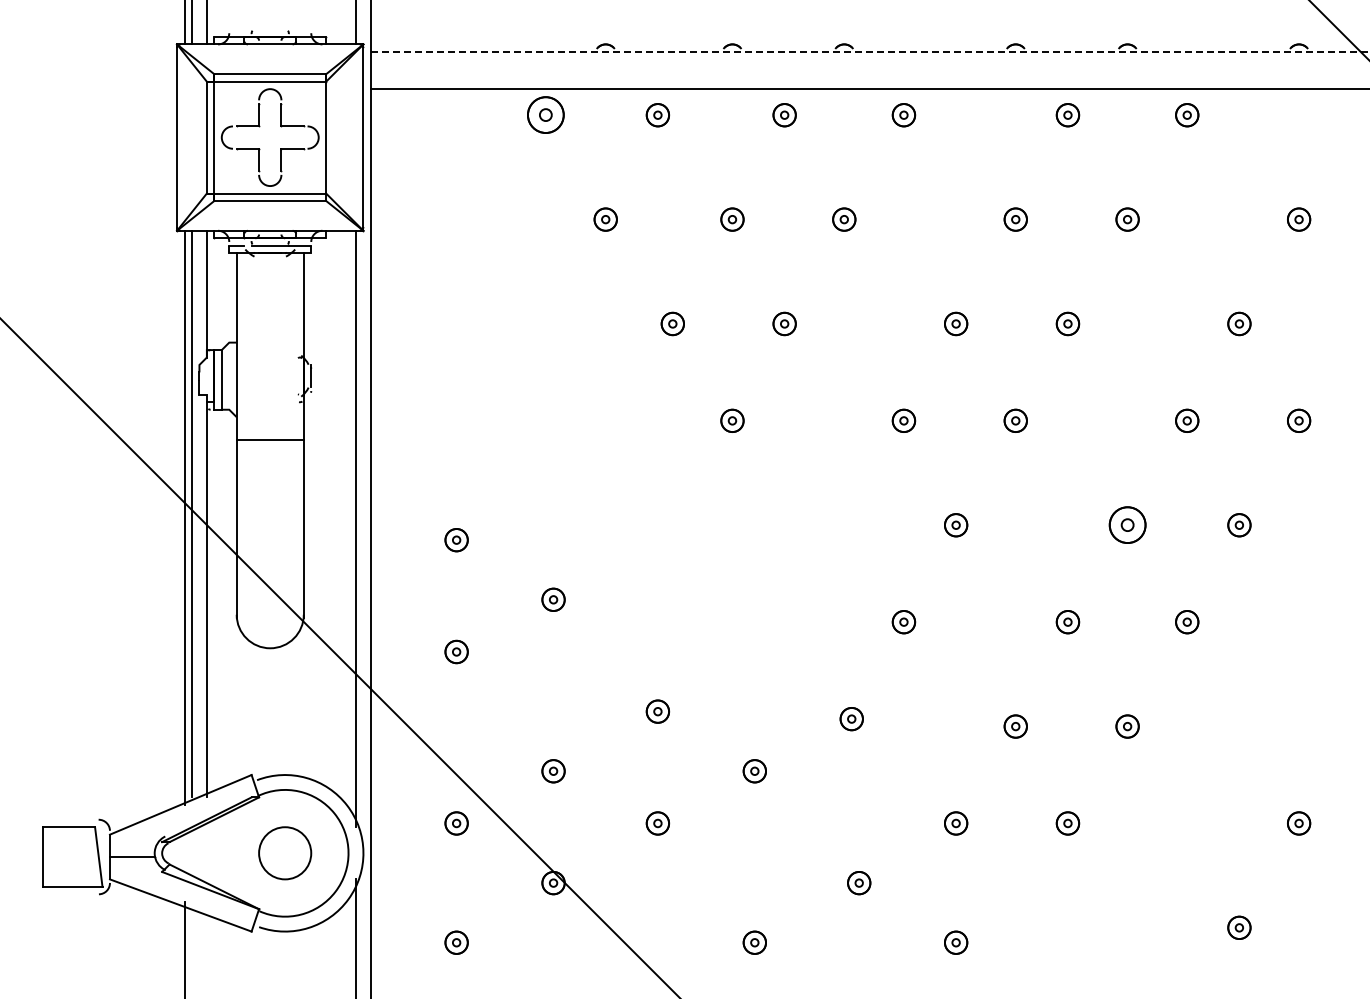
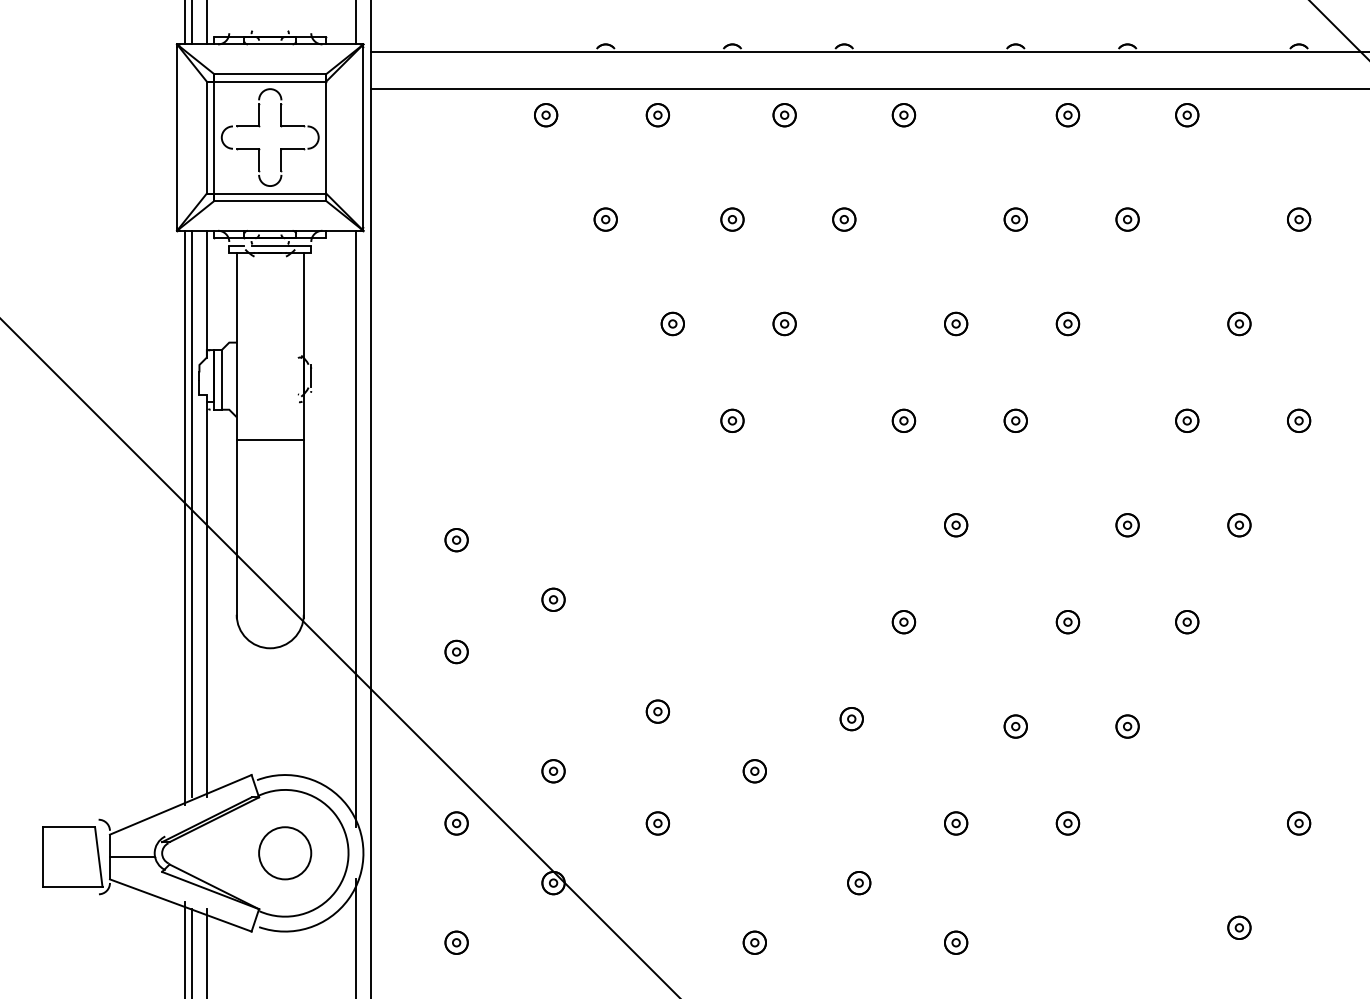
line: dashed -> solid (870, 51)
part size: 38x38 px -> 25x25 px (546, 115)
part size: 39x38 px -> 25x25 px (1127, 525)
line: none -> present (191, 952)
line: none -> present (206, 952)
